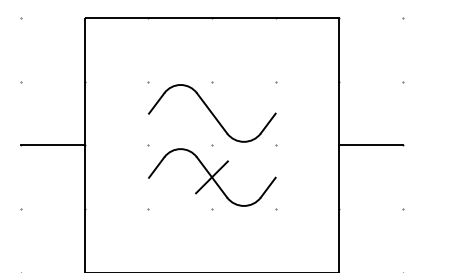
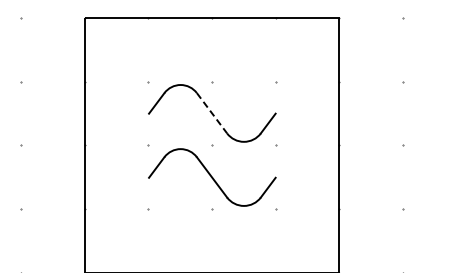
line: solid -> dashed (212, 113)
line: present -> none (52, 145)
line: present -> none (370, 145)
line: present -> none (211, 177)
